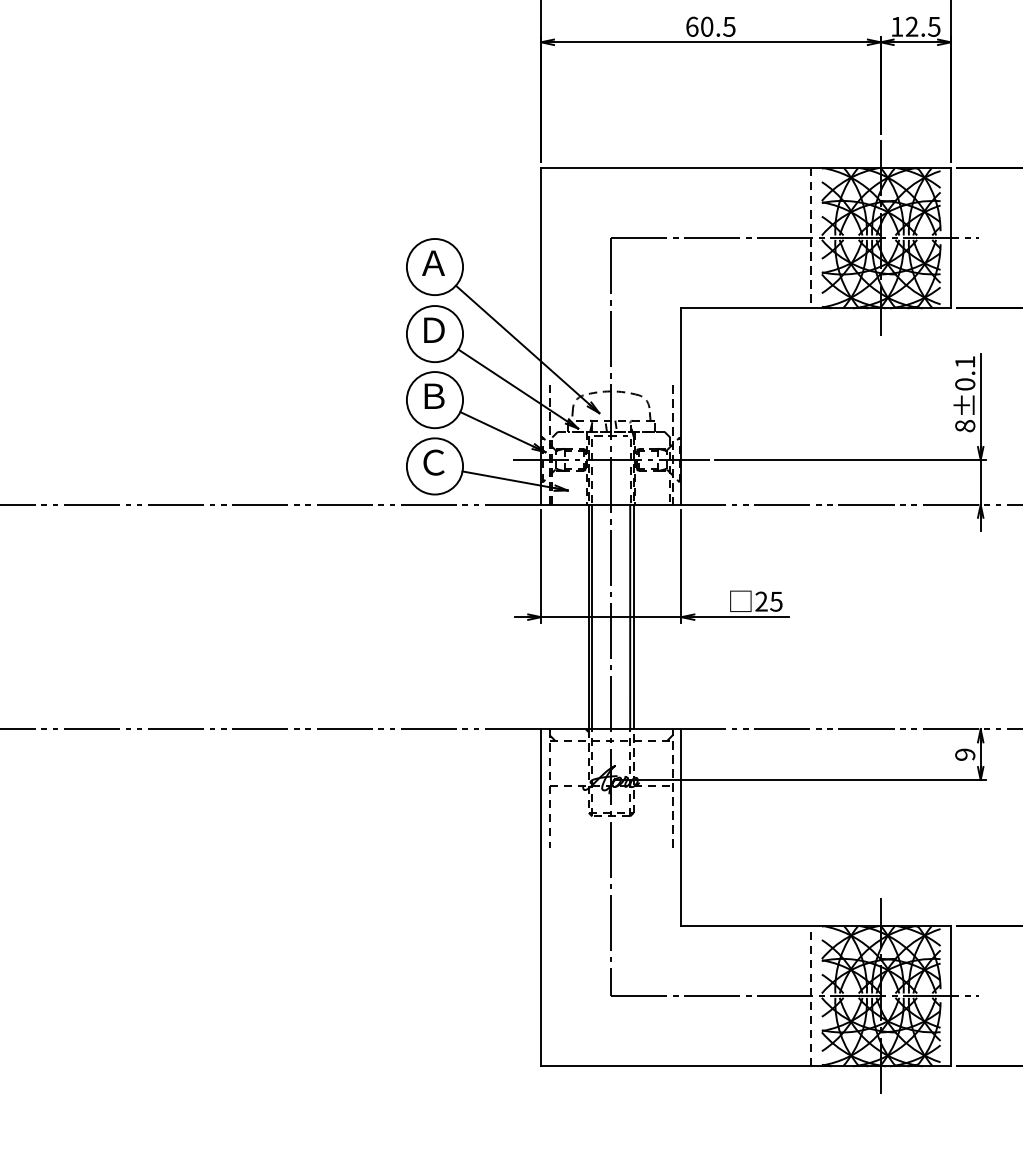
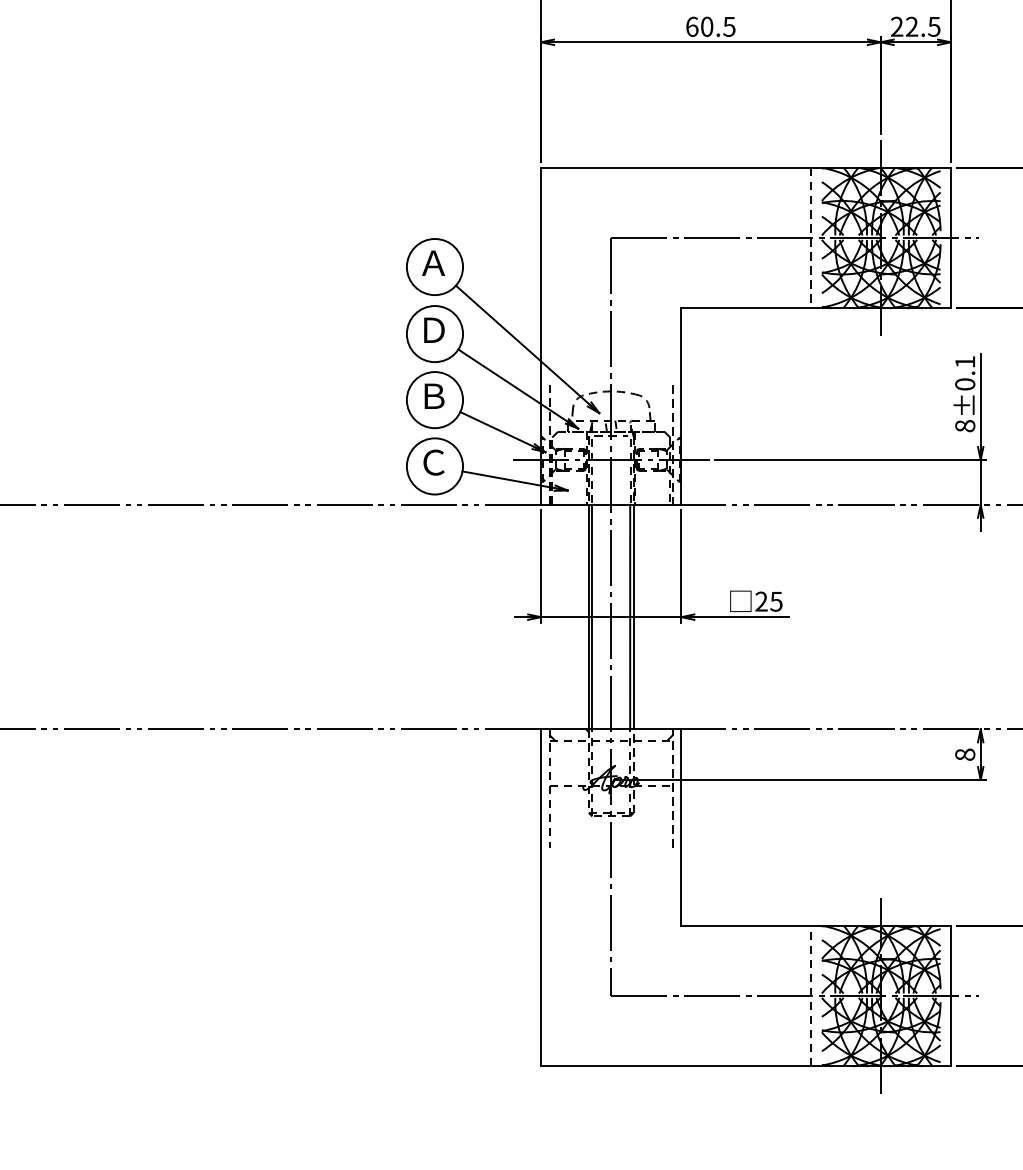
text: 12.5 -> 22.5 (897, 26)
text: 9 -> 8 (965, 754)
